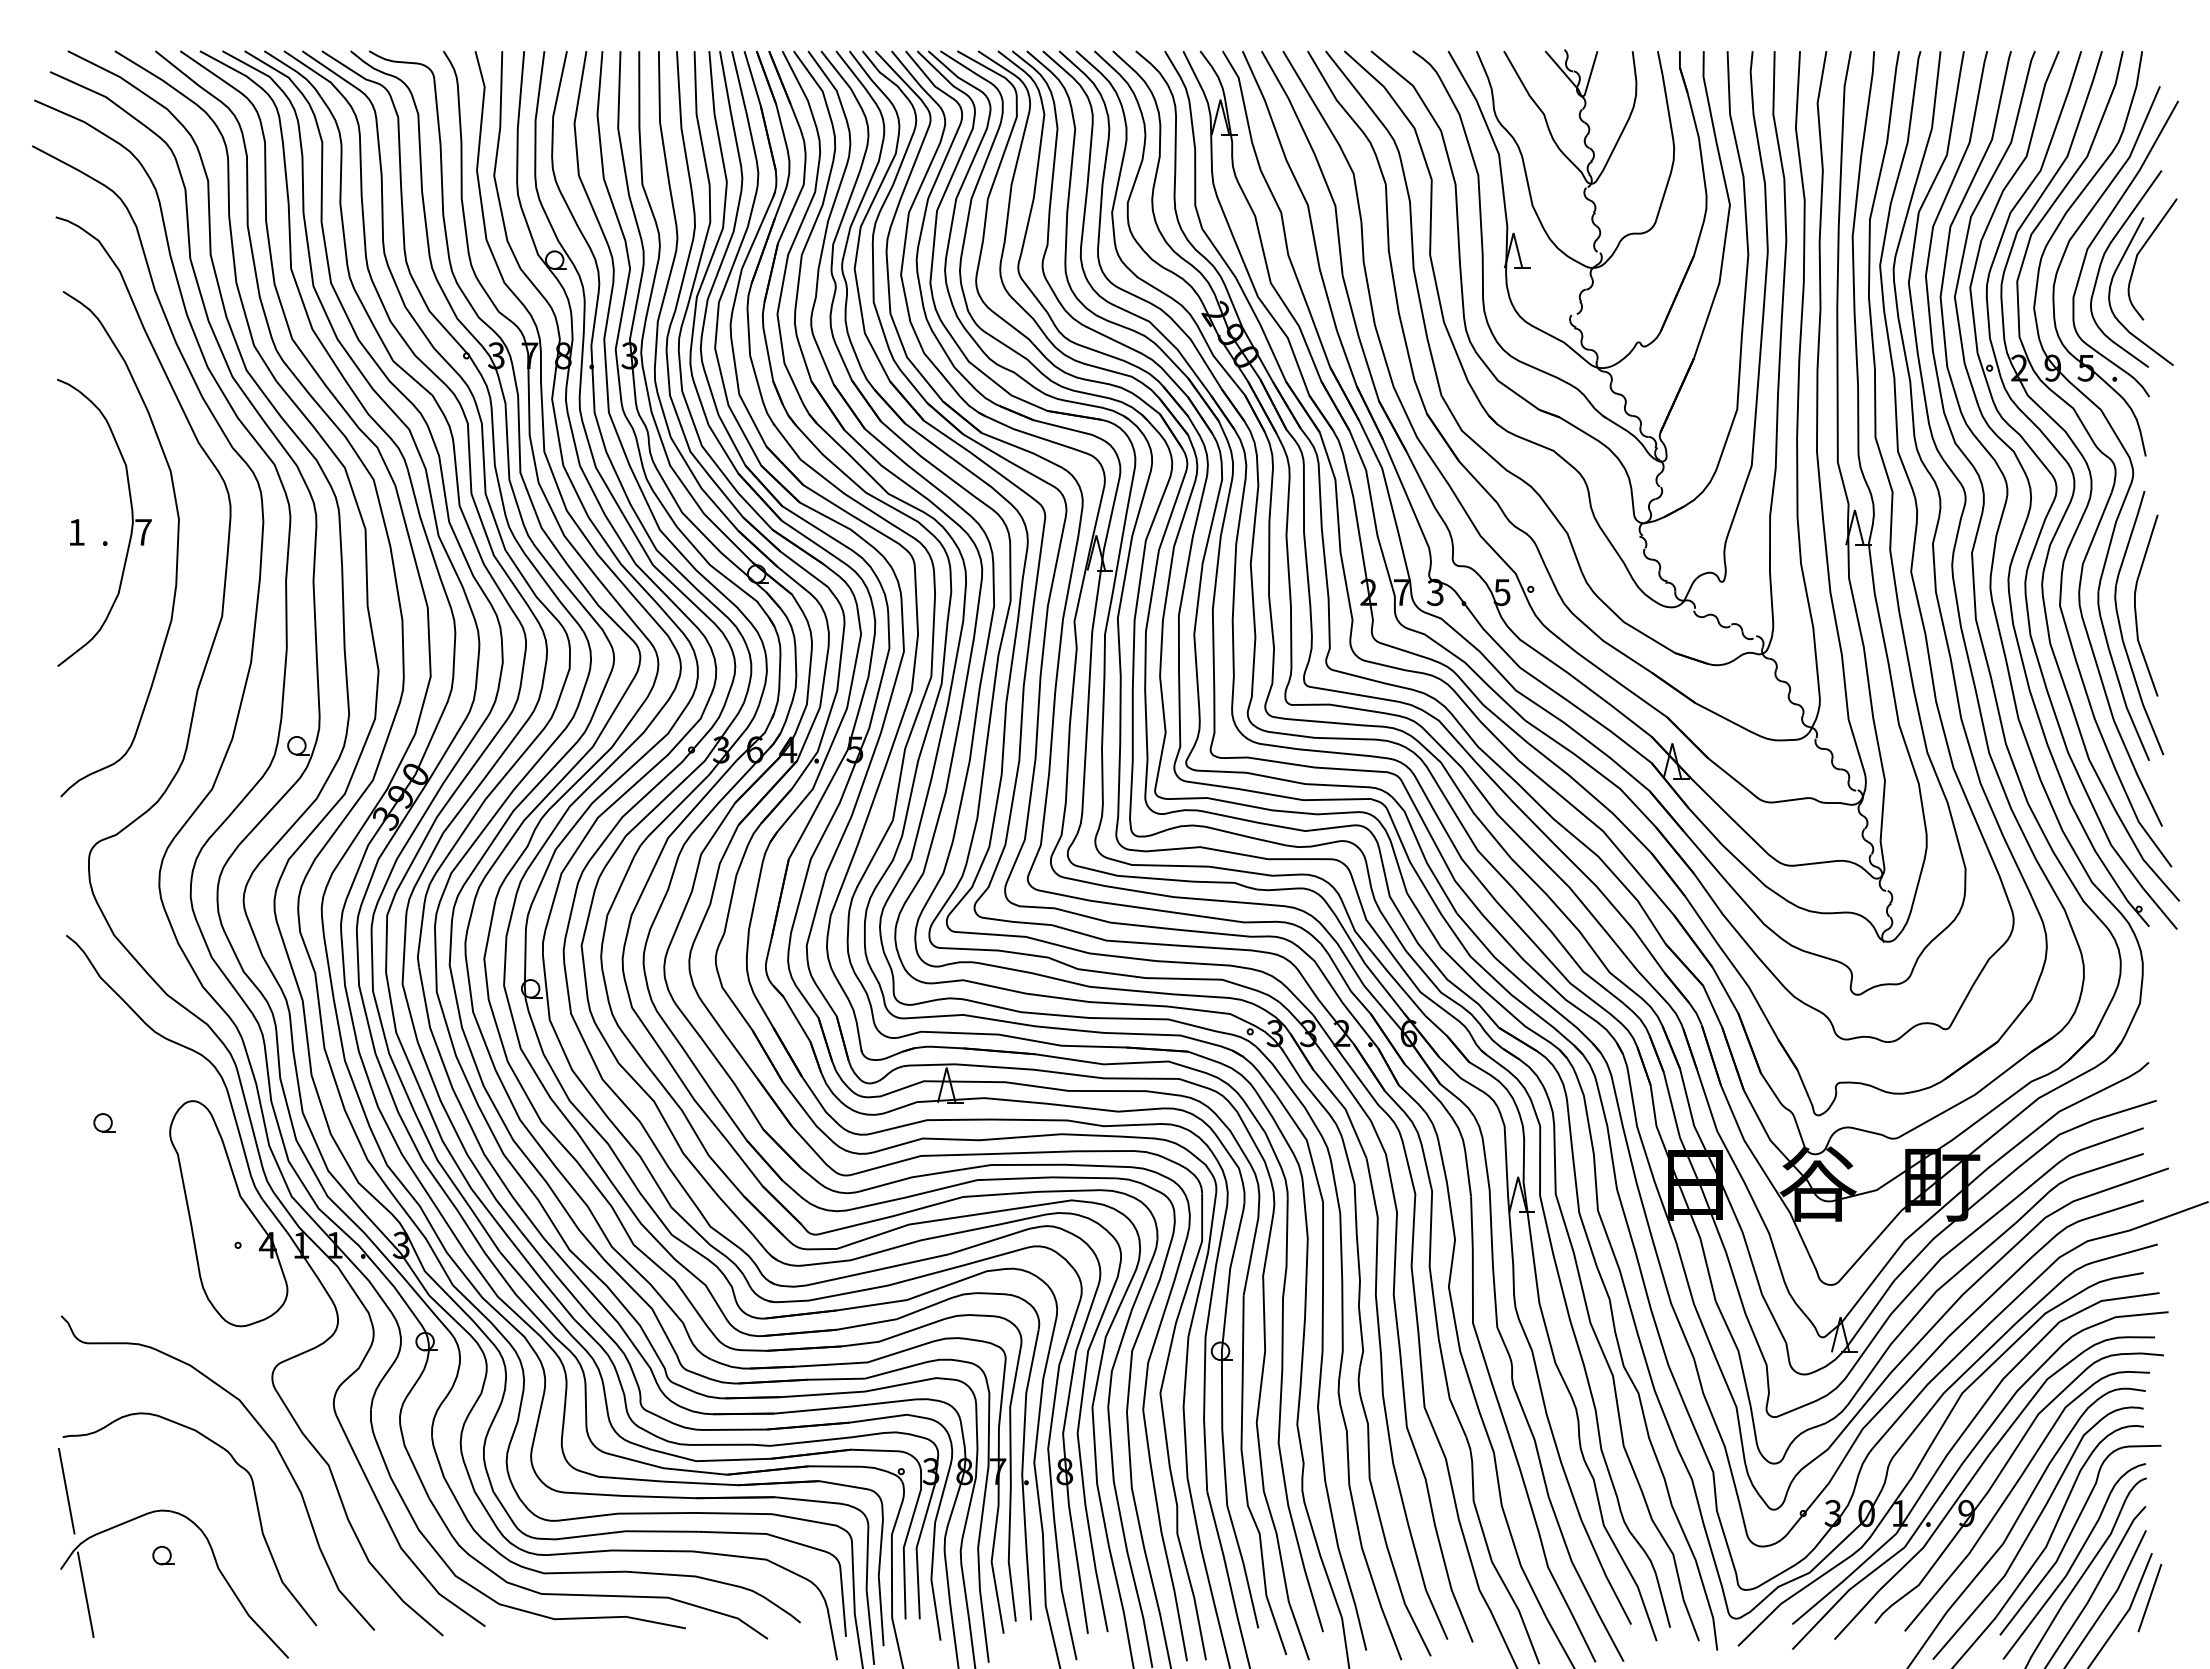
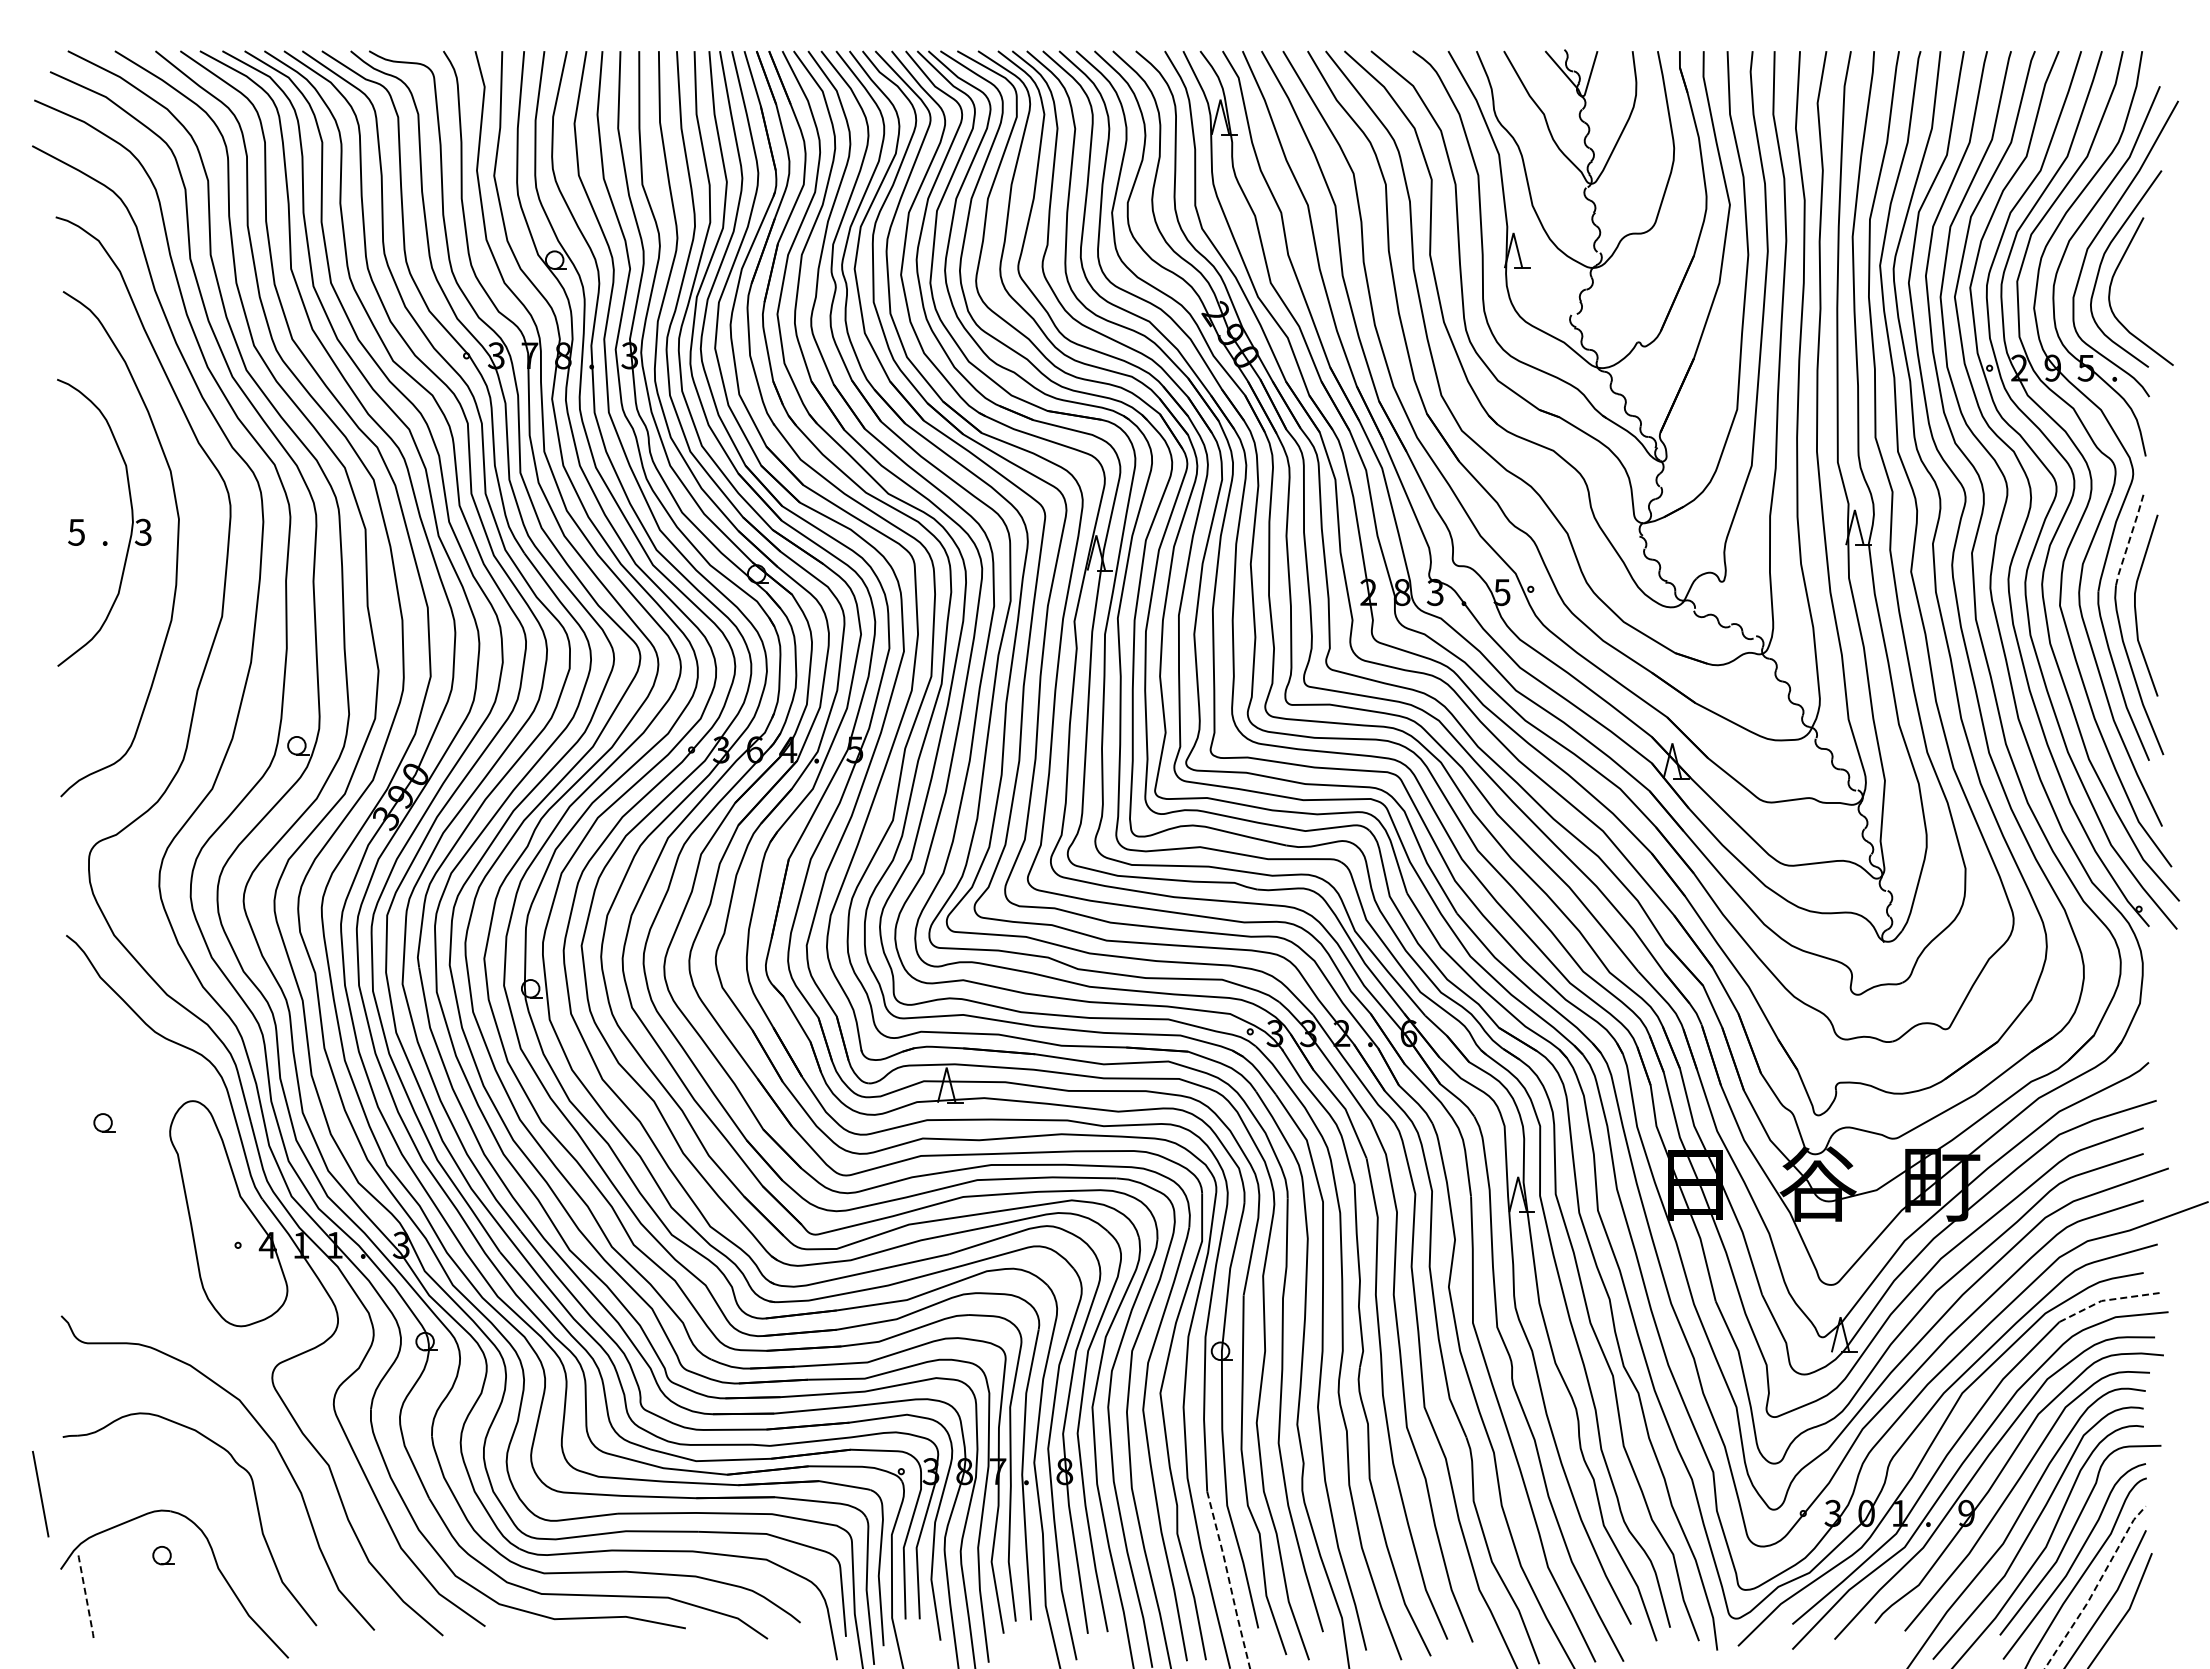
curve: present -> none (2140, 252)
text: 7 -> 3 (142, 531)
text: 1 -> 5 (76, 532)
line: solid -> dashed (2130, 538)
text: 7 -> 8 (1402, 592)
line: solid -> dashed (2106, 1300)
line position: (66, 1491) -> (40, 1494) (40, 1494)
line: solid -> dashed (1229, 1580)
line: solid -> dashed (2096, 1587)
line: solid -> dashed (85, 1594)
line: present -> none (2149, 1598)
